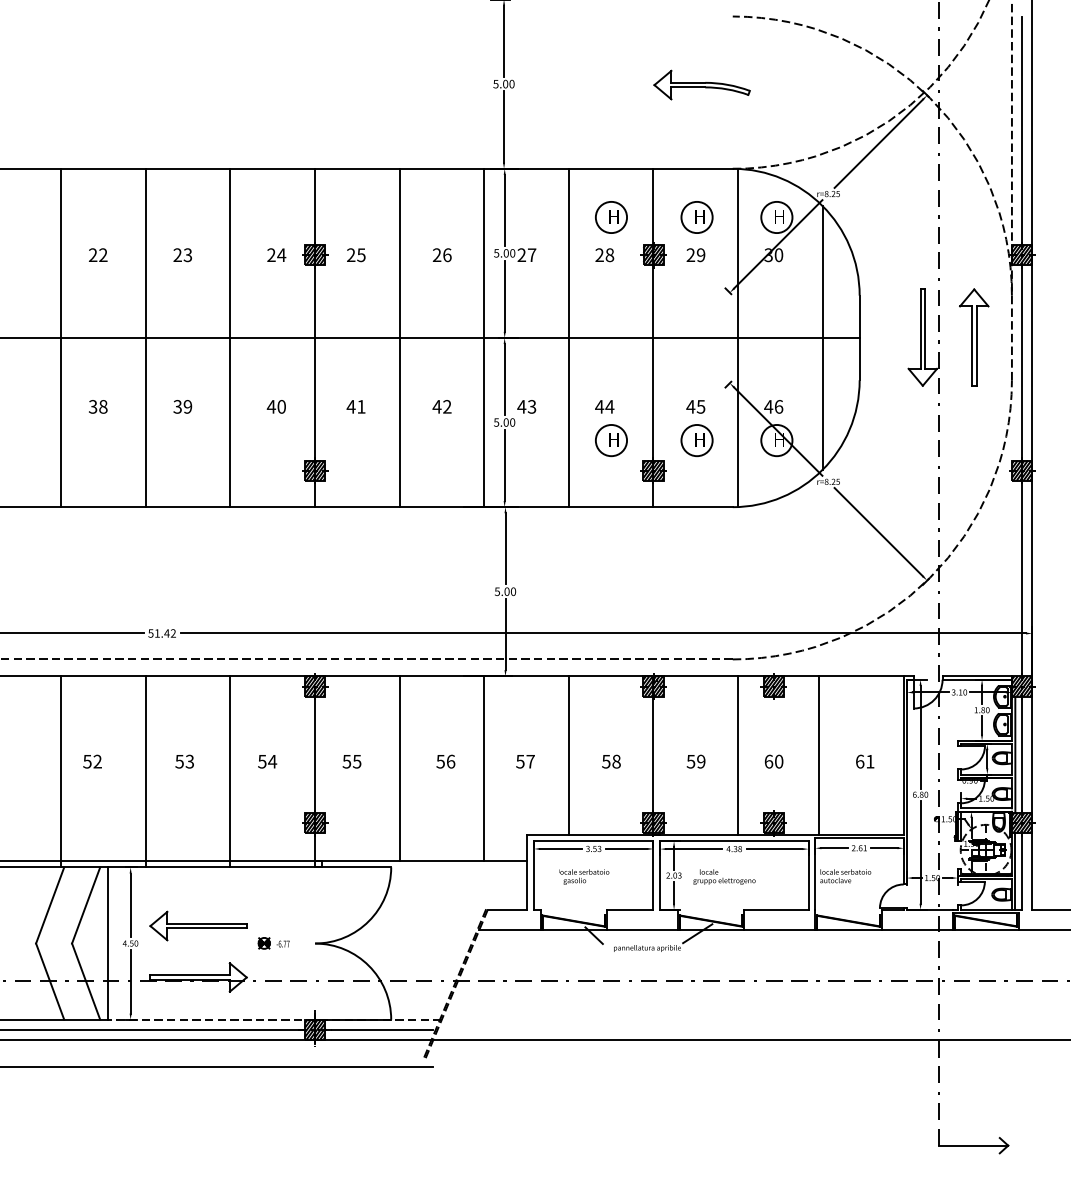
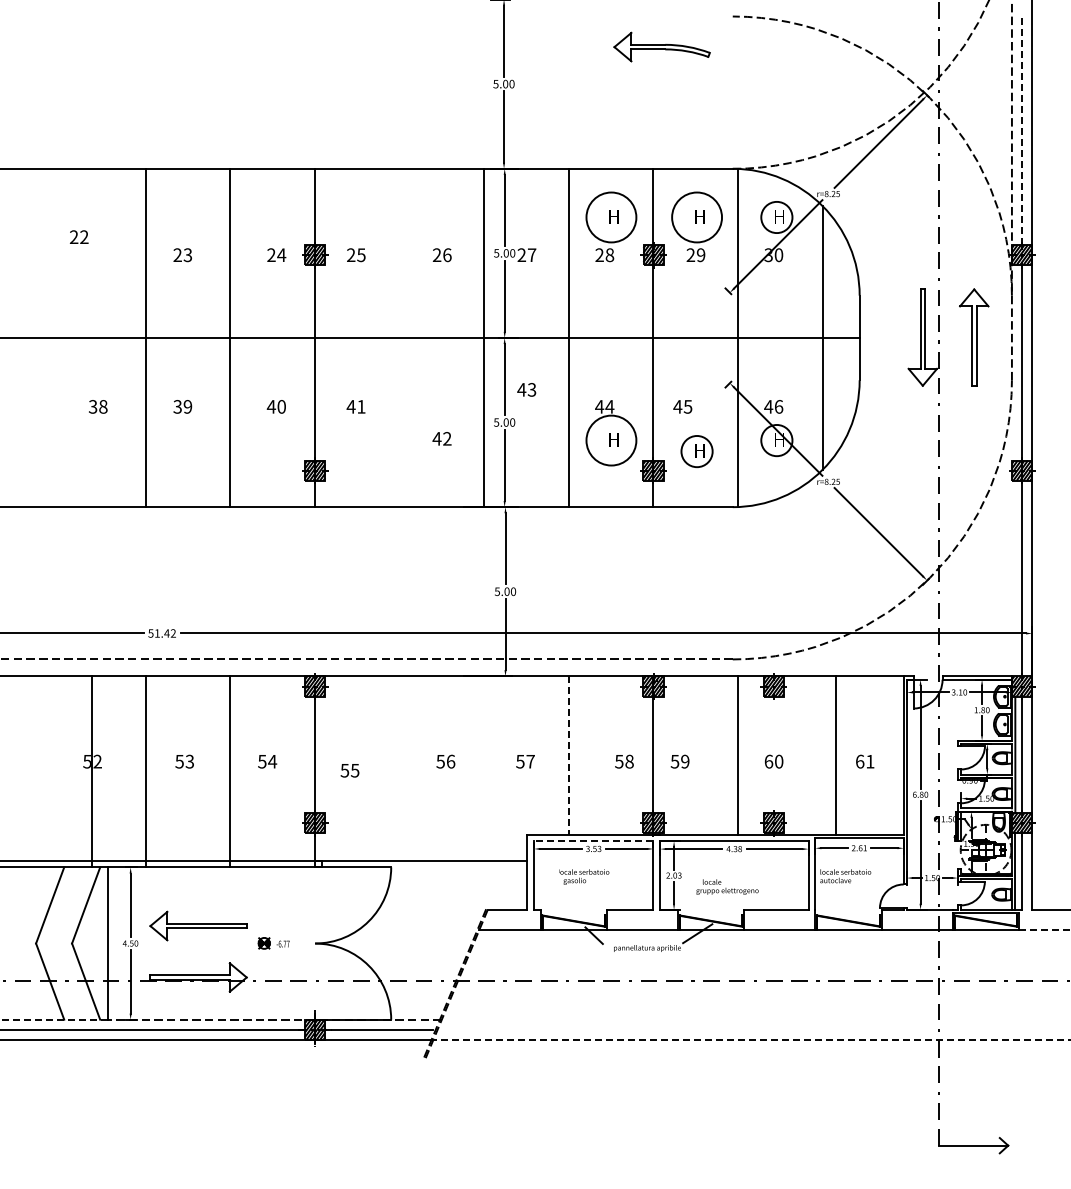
part position: (701, 84) -> (661, 46) (661, 46)
line: solid -> dashed (1022, 130)
circle diameter: 31 px -> 50 px (611, 217)
circle diameter: 31 px -> 50 px (697, 217)
text position: (98, 254) -> (79, 236) (79, 236)
line: present -> none (61, 337)
line: present -> none (399, 337)
text position: (441, 406) -> (441, 438) (441, 438)
text position: (526, 406) -> (526, 389) (526, 389)
text position: (695, 406) -> (682, 406) (682, 406)
circle diameter: 31 px -> 50 px (611, 440)
part position: (696, 440) -> (696, 451) (696, 451)
line: solid -> dashed (568, 755)
line position: (819, 755) -> (836, 755) (836, 755)
text position: (351, 761) -> (349, 770) (349, 770)
text position: (611, 761) -> (624, 761) (624, 761)
text position: (695, 761) -> (679, 761) (679, 761)
line: present -> none (399, 768)
line: present -> none (484, 768)
line position: (61, 771) -> (92, 771) (92, 771)
line: solid -> dashed (593, 841)
text position: (724, 876) -> (727, 886) (727, 886)
line: solid -> dashed (1044, 930)
line: solid -> dashed (54, 1019)
line: solid -> dashed (752, 1040)
line: present -> none (217, 1067)
